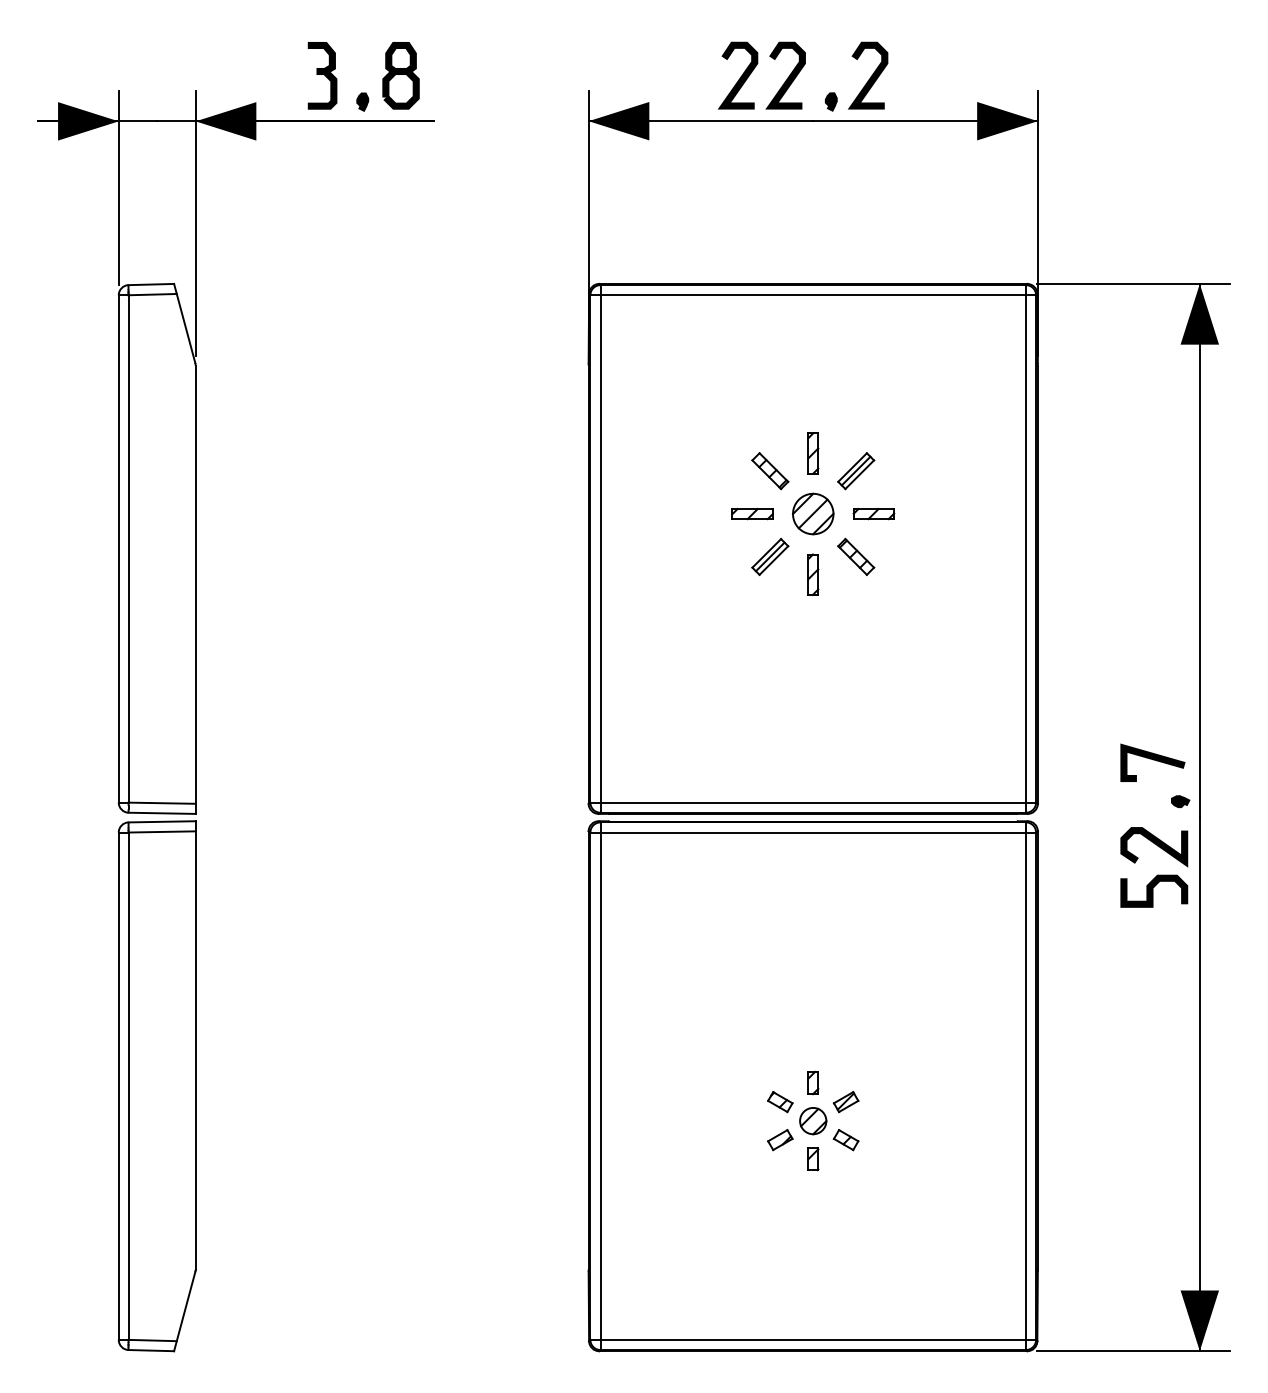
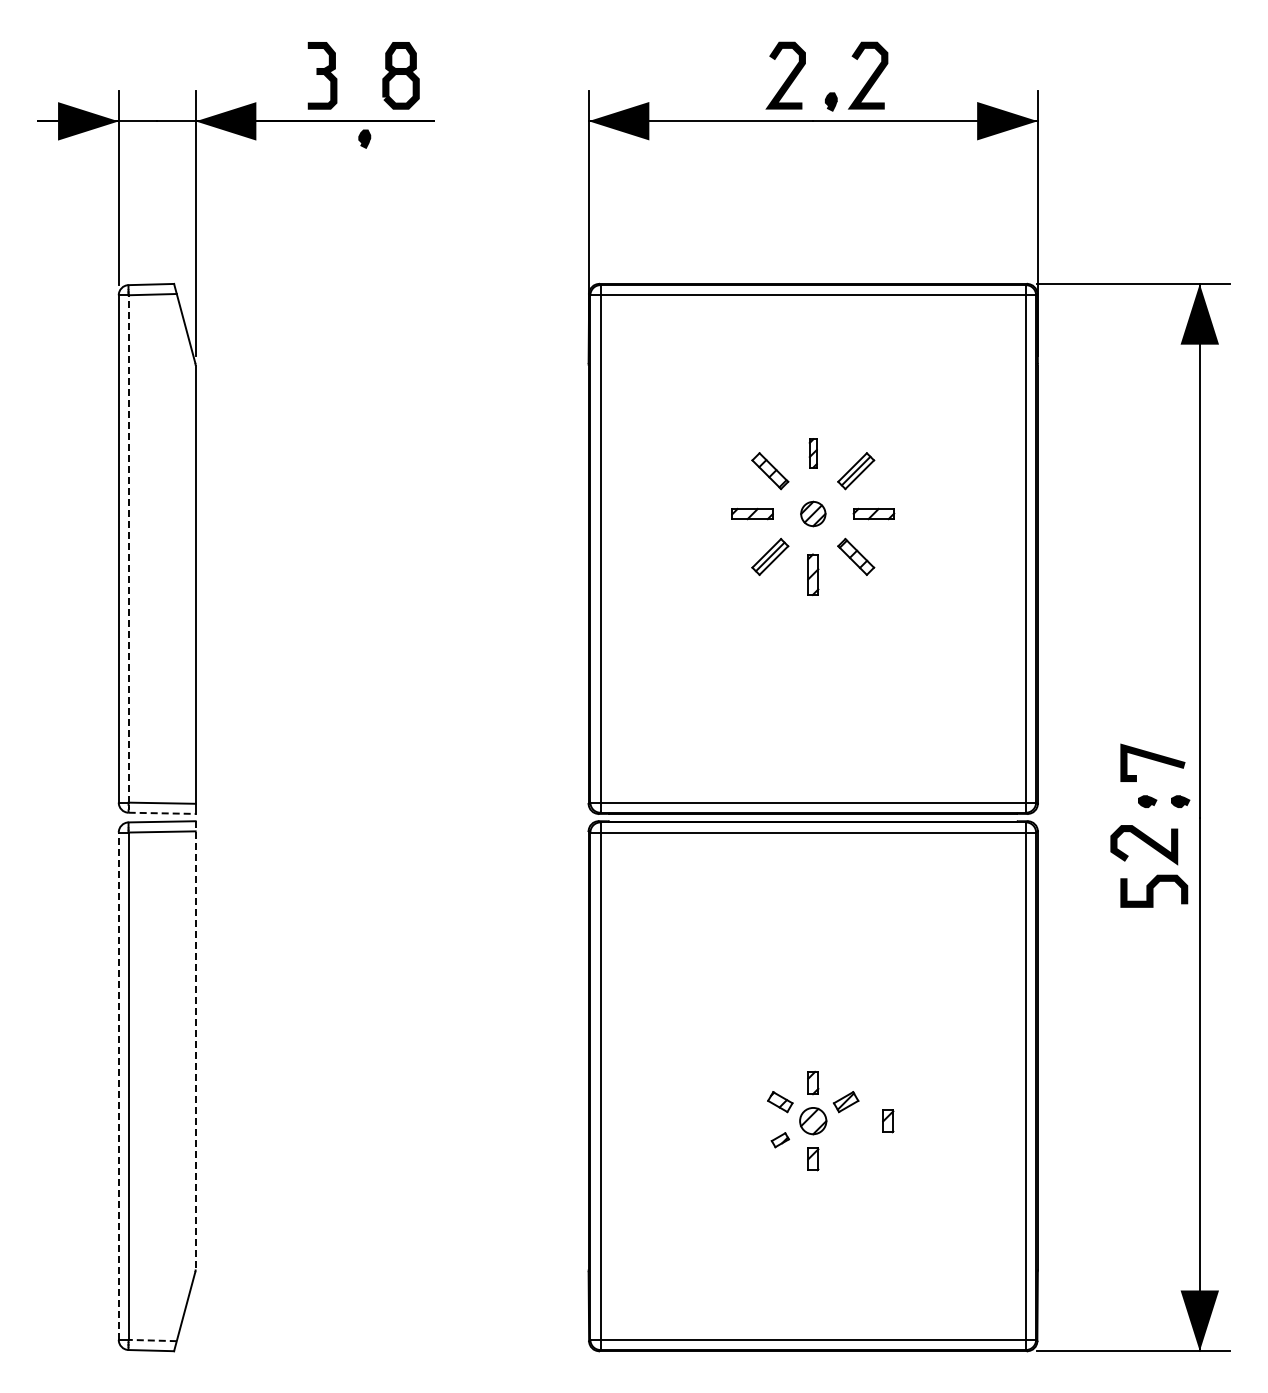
curve: present -> none (740, 76)
part position: (362, 101) -> (364, 138) (364, 138)
part size: 13x43 px -> 10x31 px (812, 453)
part size: 43x44 px -> 27x28 px (813, 513)
line: solid -> dashed (128, 548)
part: none -> present (1147, 801)
line: solid -> dashed (162, 813)
curve position: (1156, 845) -> (1146, 843) (1146, 843)
line: solid -> dashed (195, 1045)
line: solid -> dashed (118, 1086)
part: none -> present (888, 1121)
part size: 27x23 px -> 20x17 px (779, 1140)
part: present -> none (845, 1140)
line: solid -> dashed (152, 1340)
